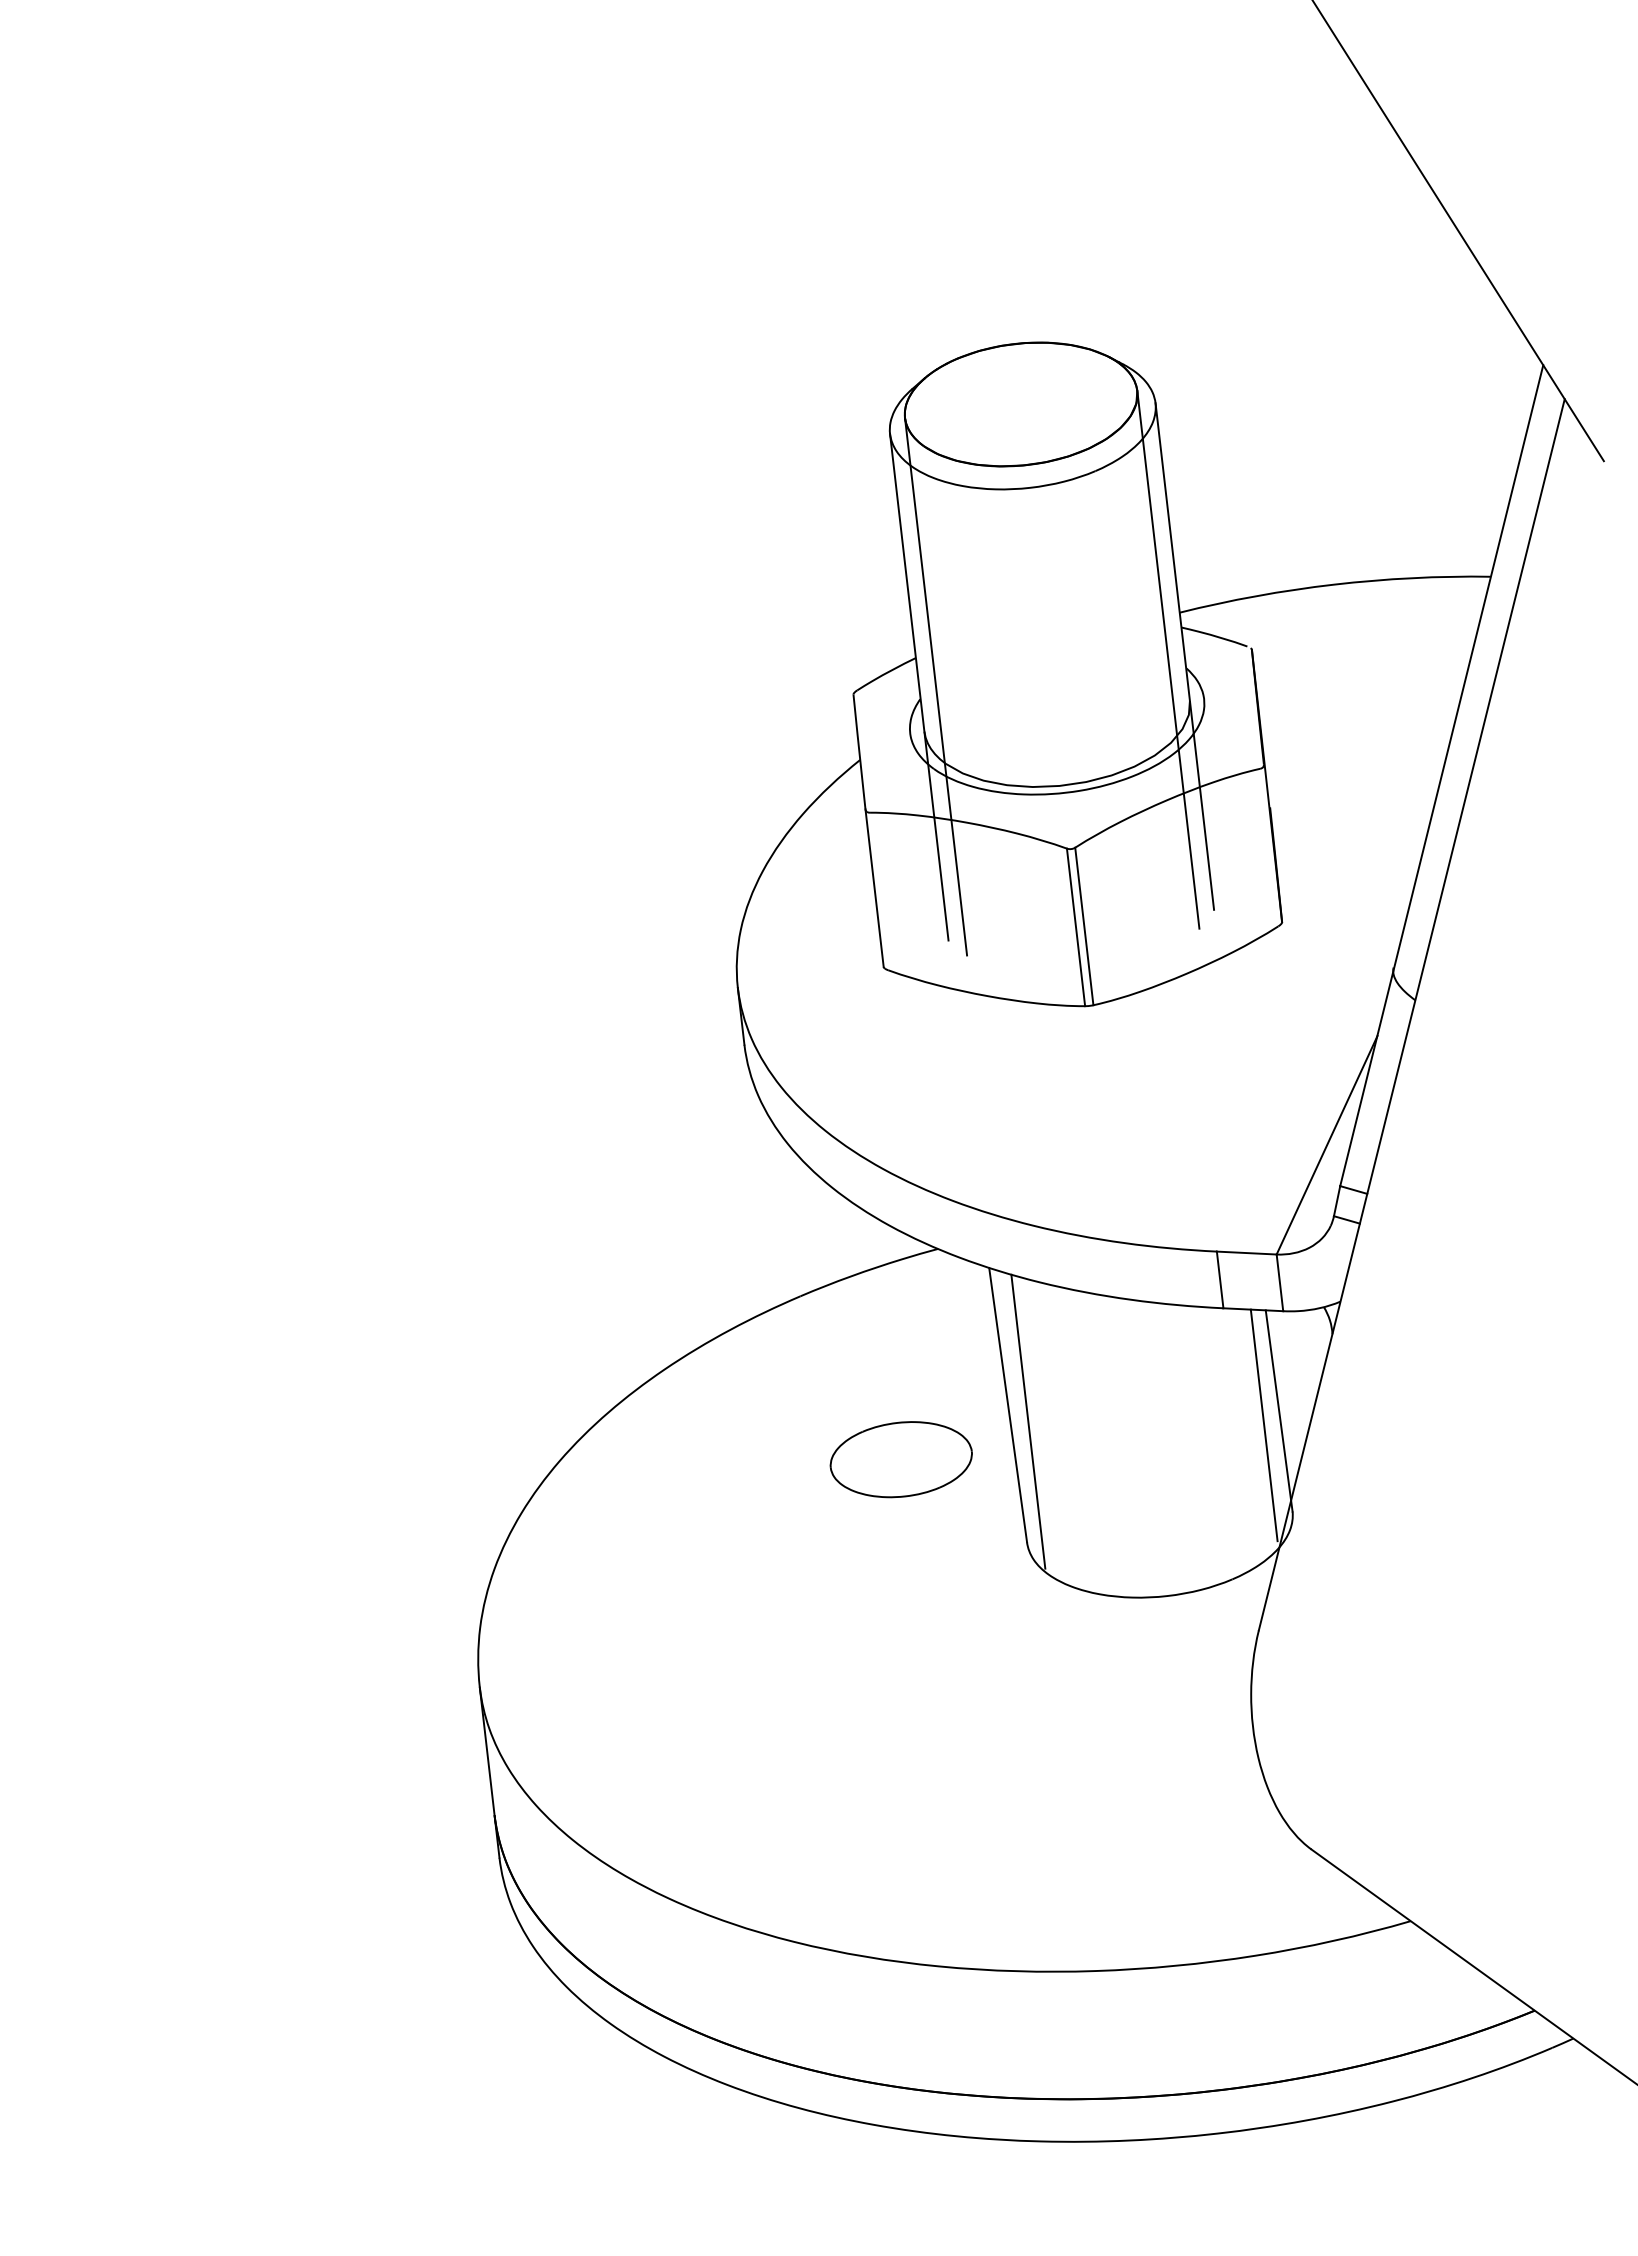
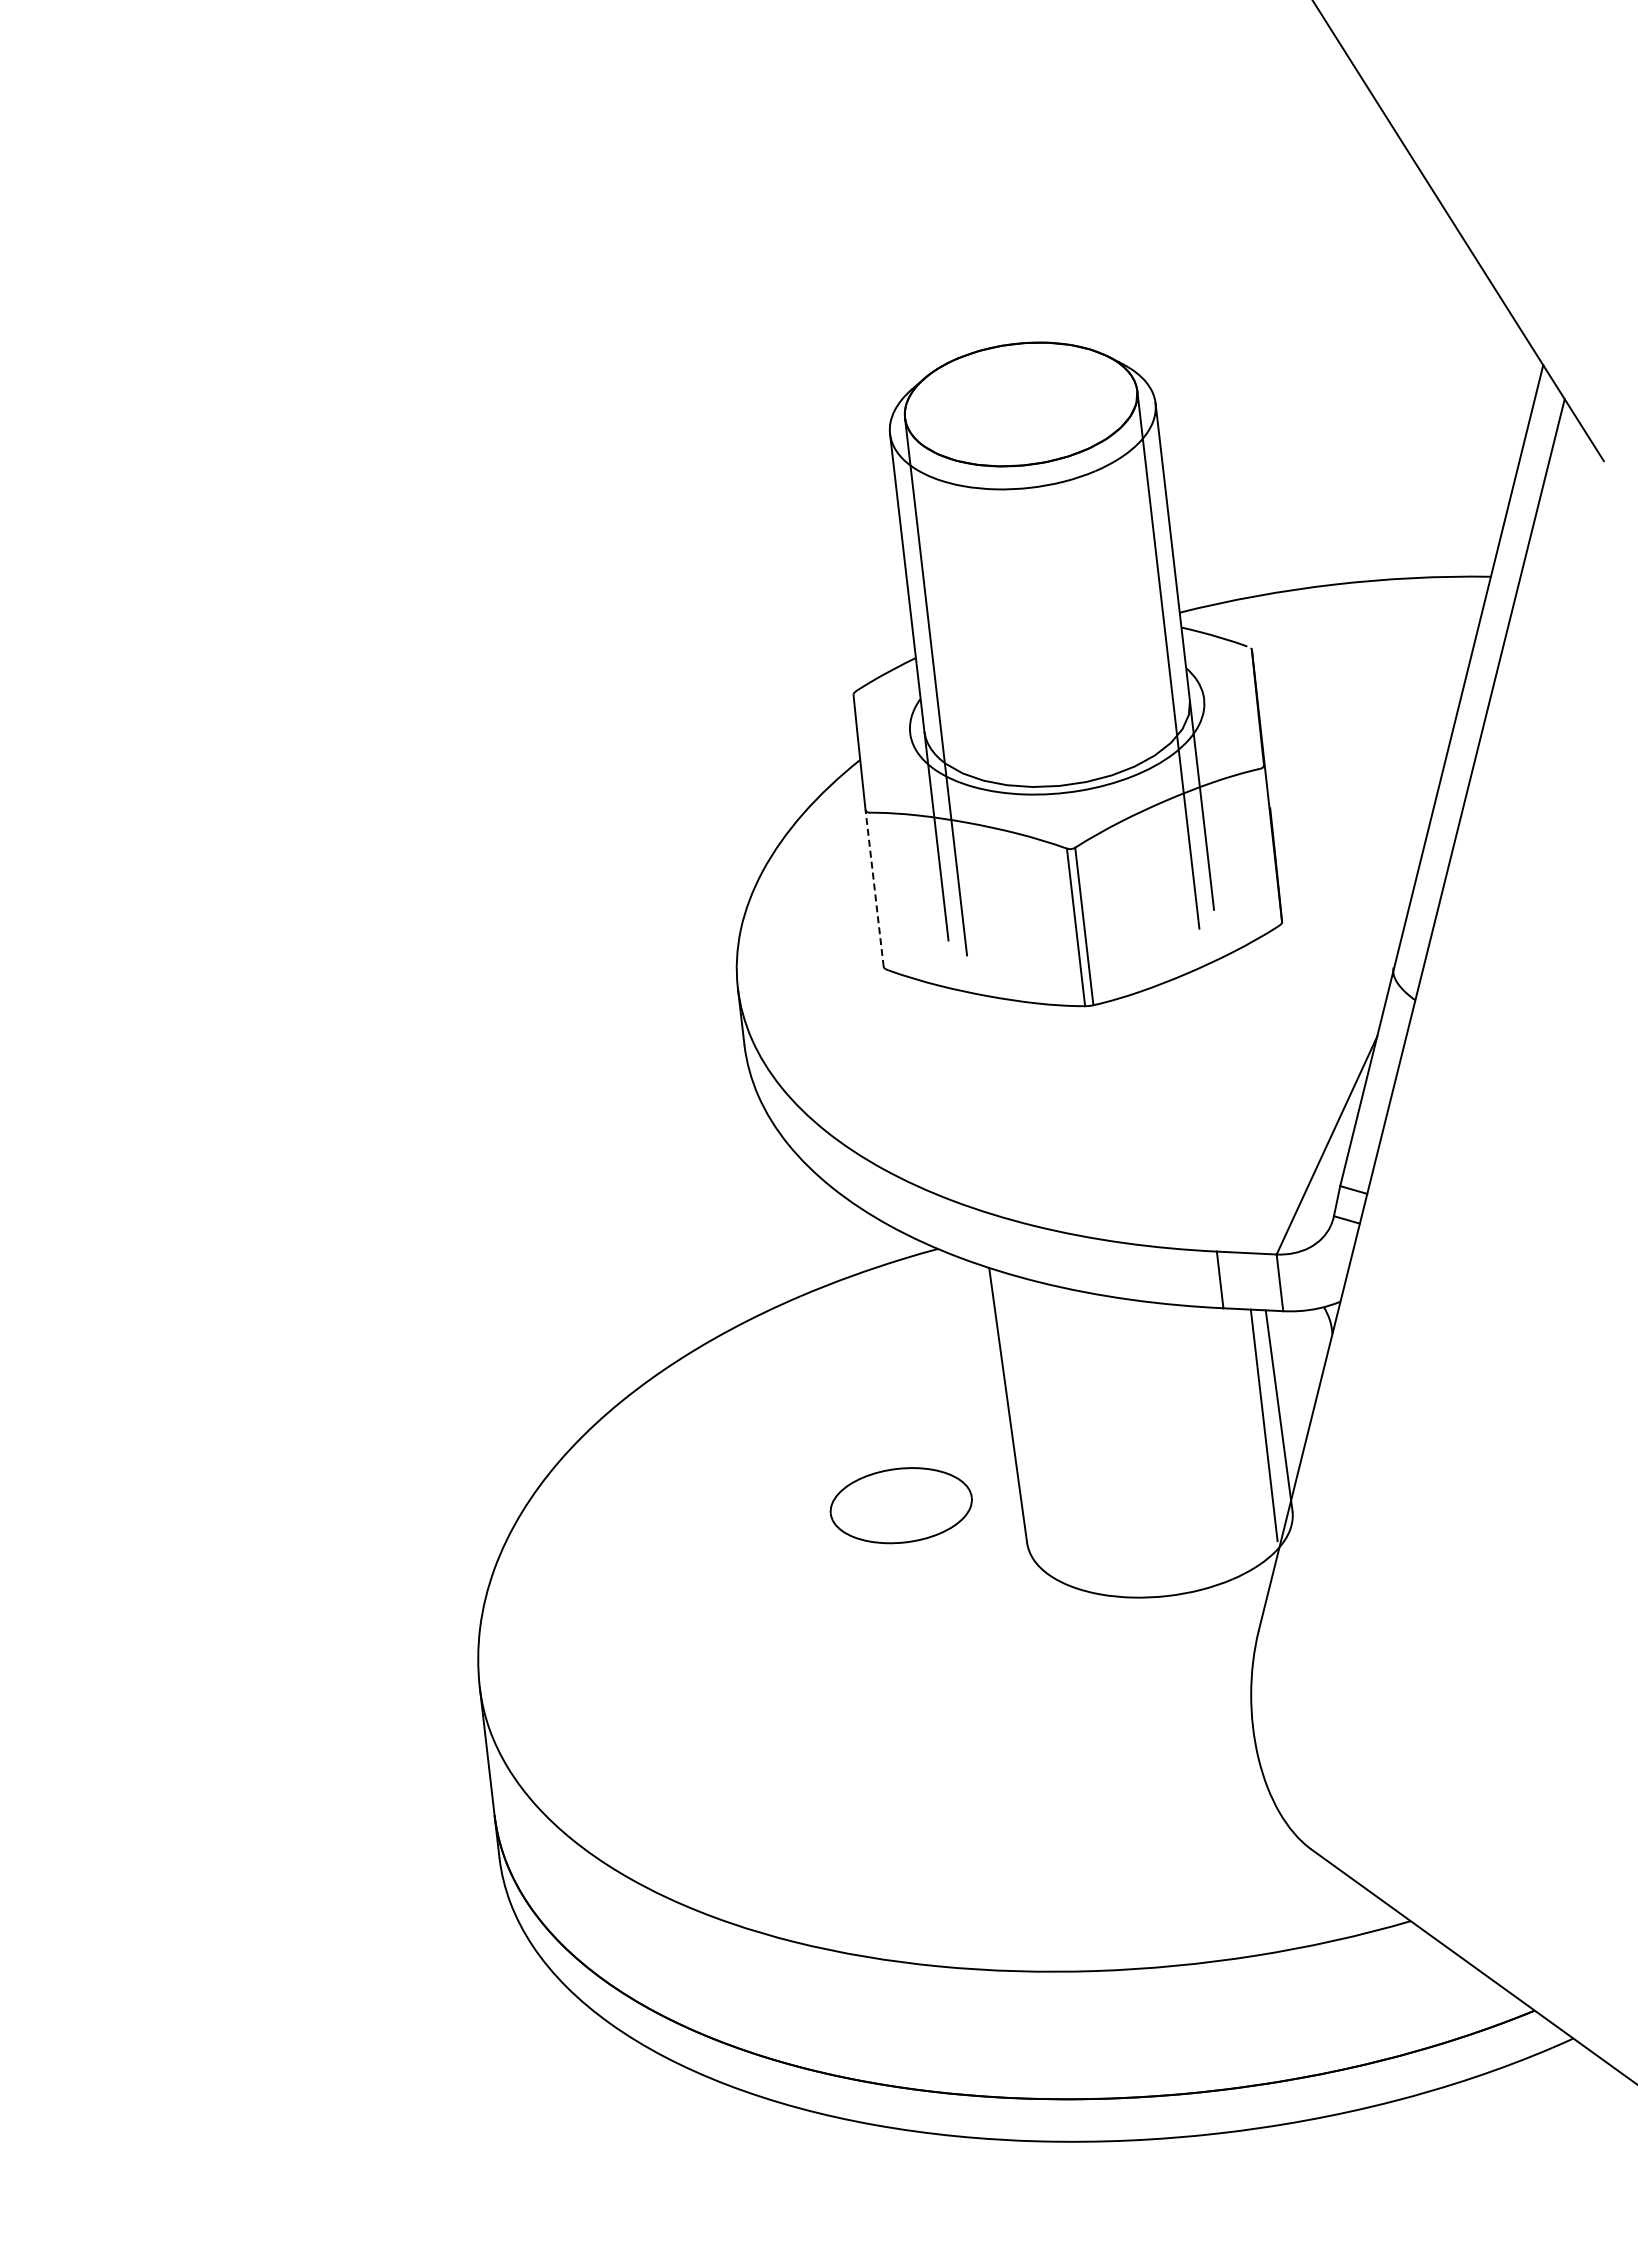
line: solid -> dashed (874, 887)
line: present -> none (1028, 1421)
part position: (900, 1459) -> (900, 1505) (900, 1505)
